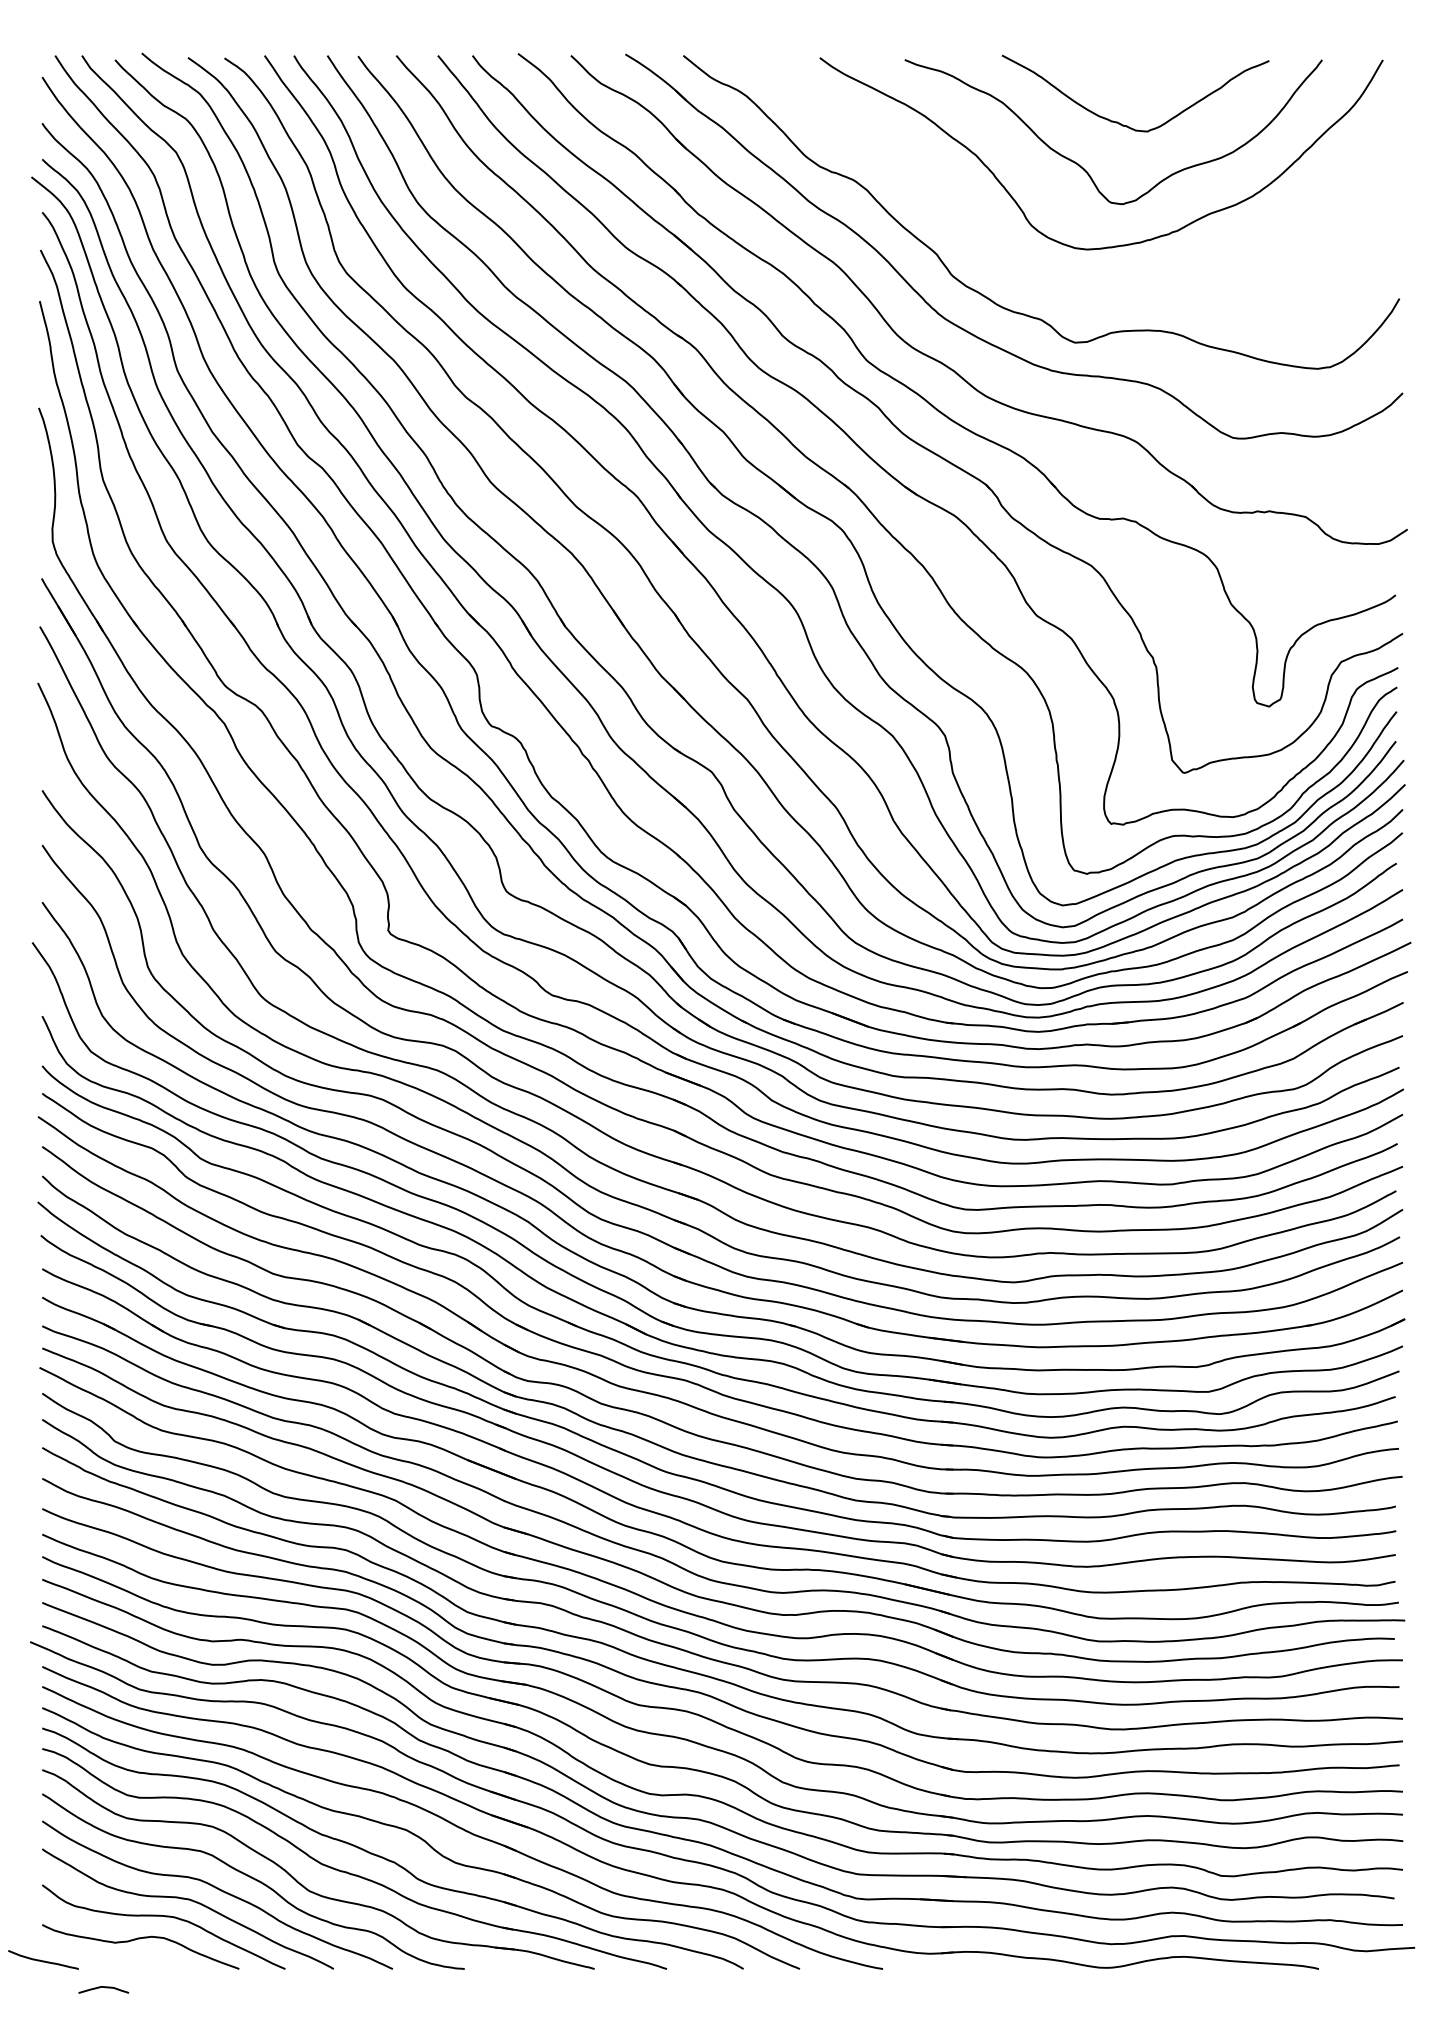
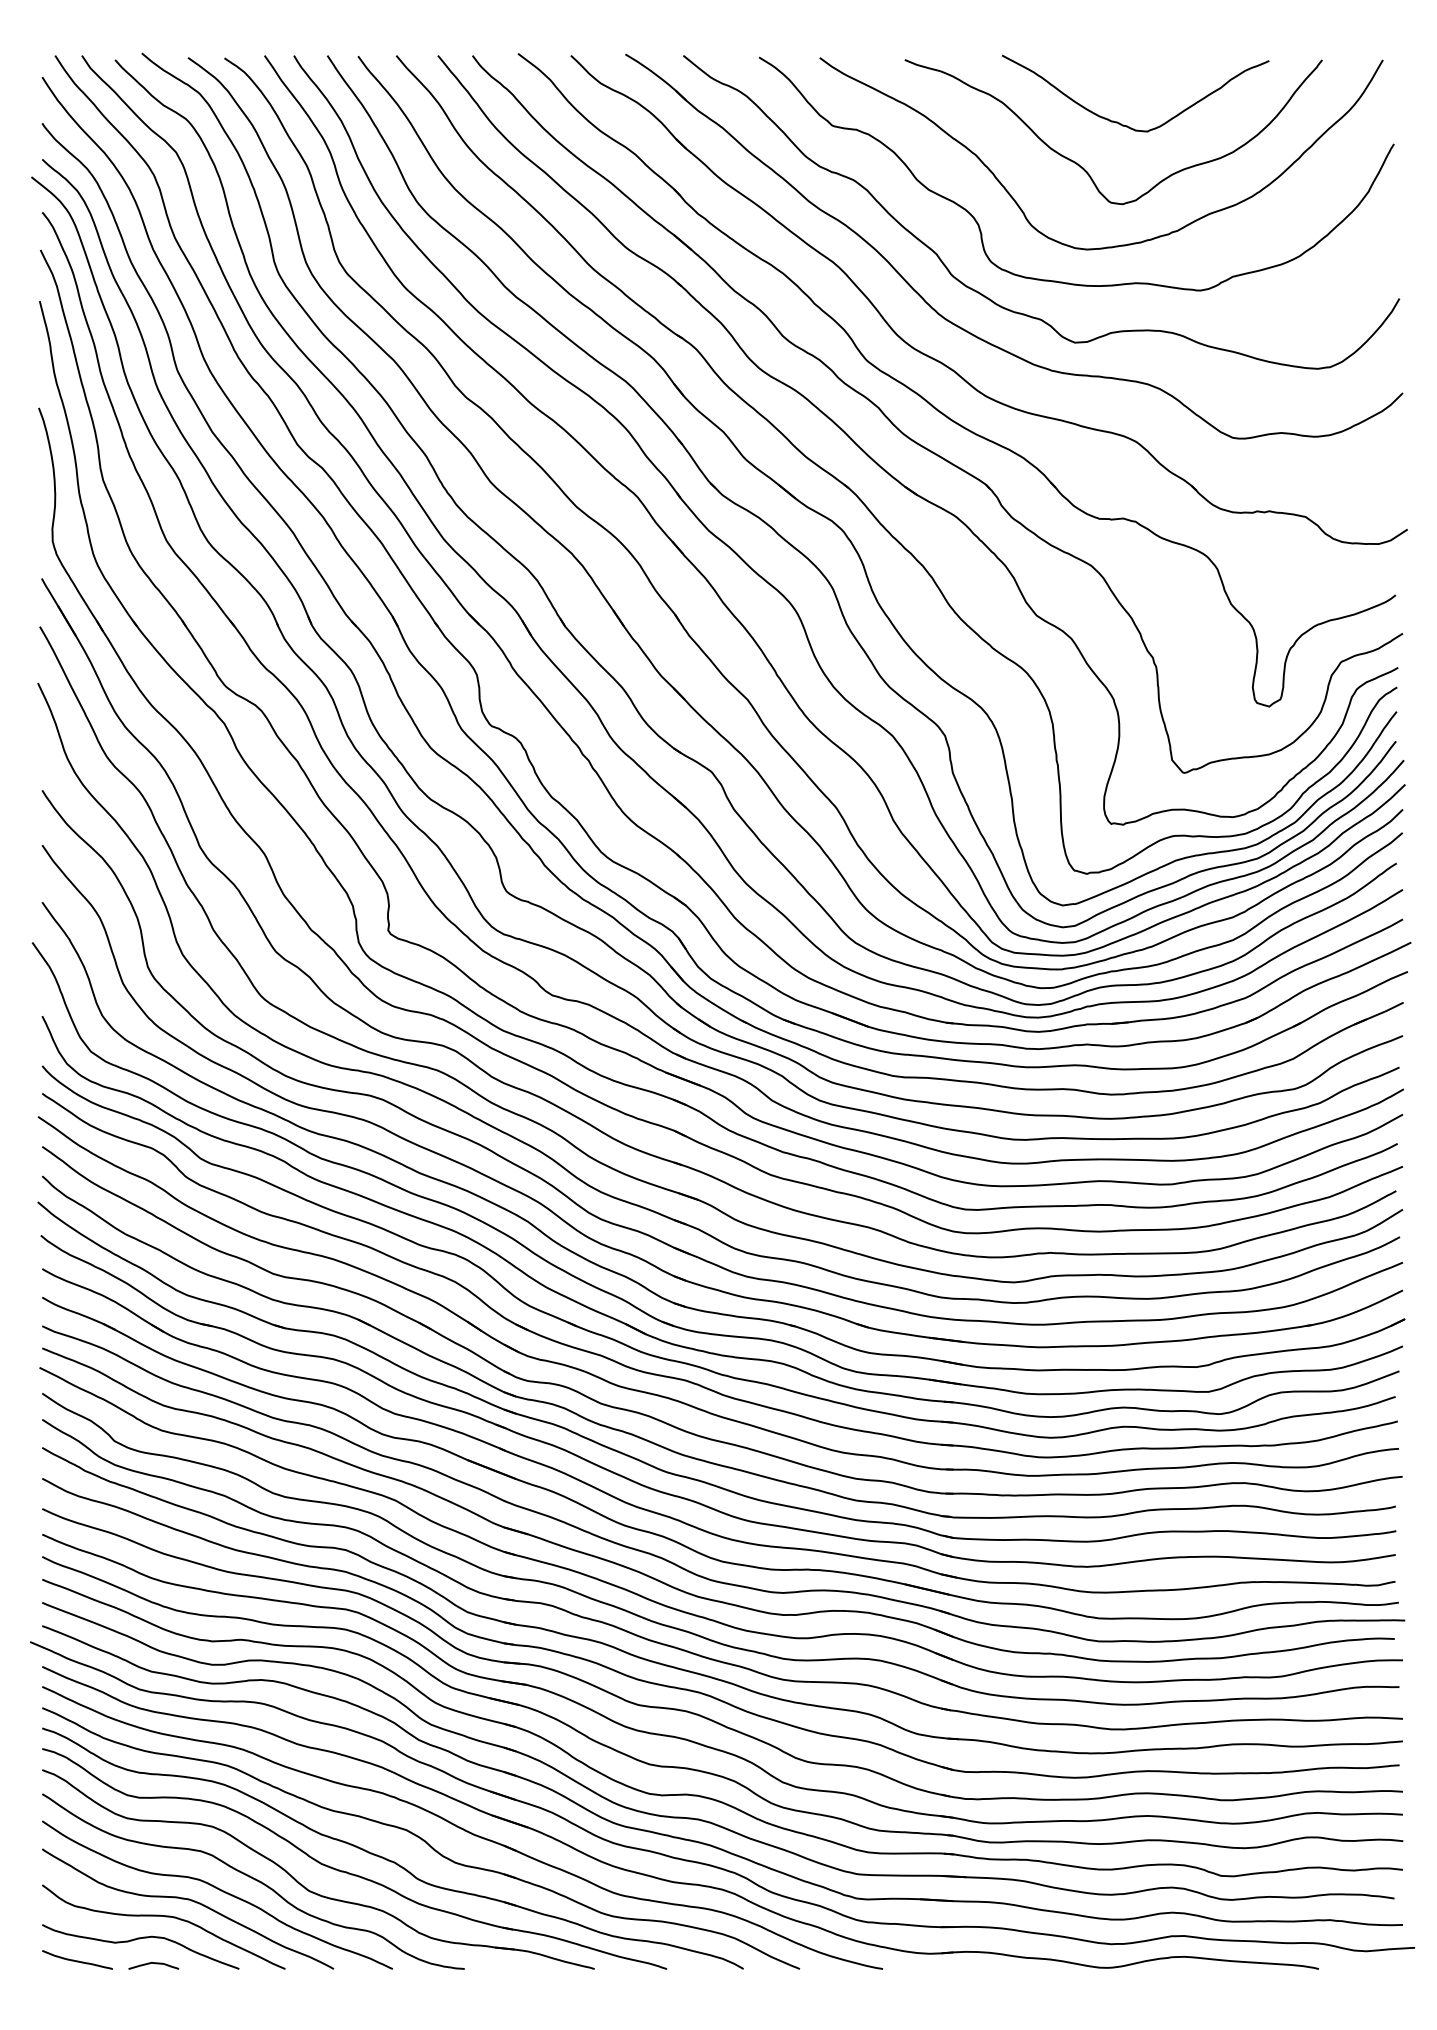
curve: none -> present (1056, 280)
curve position: (43, 1960) -> (77, 1960) (77, 1960)
curve position: (103, 1987) -> (153, 1963) (153, 1963)
